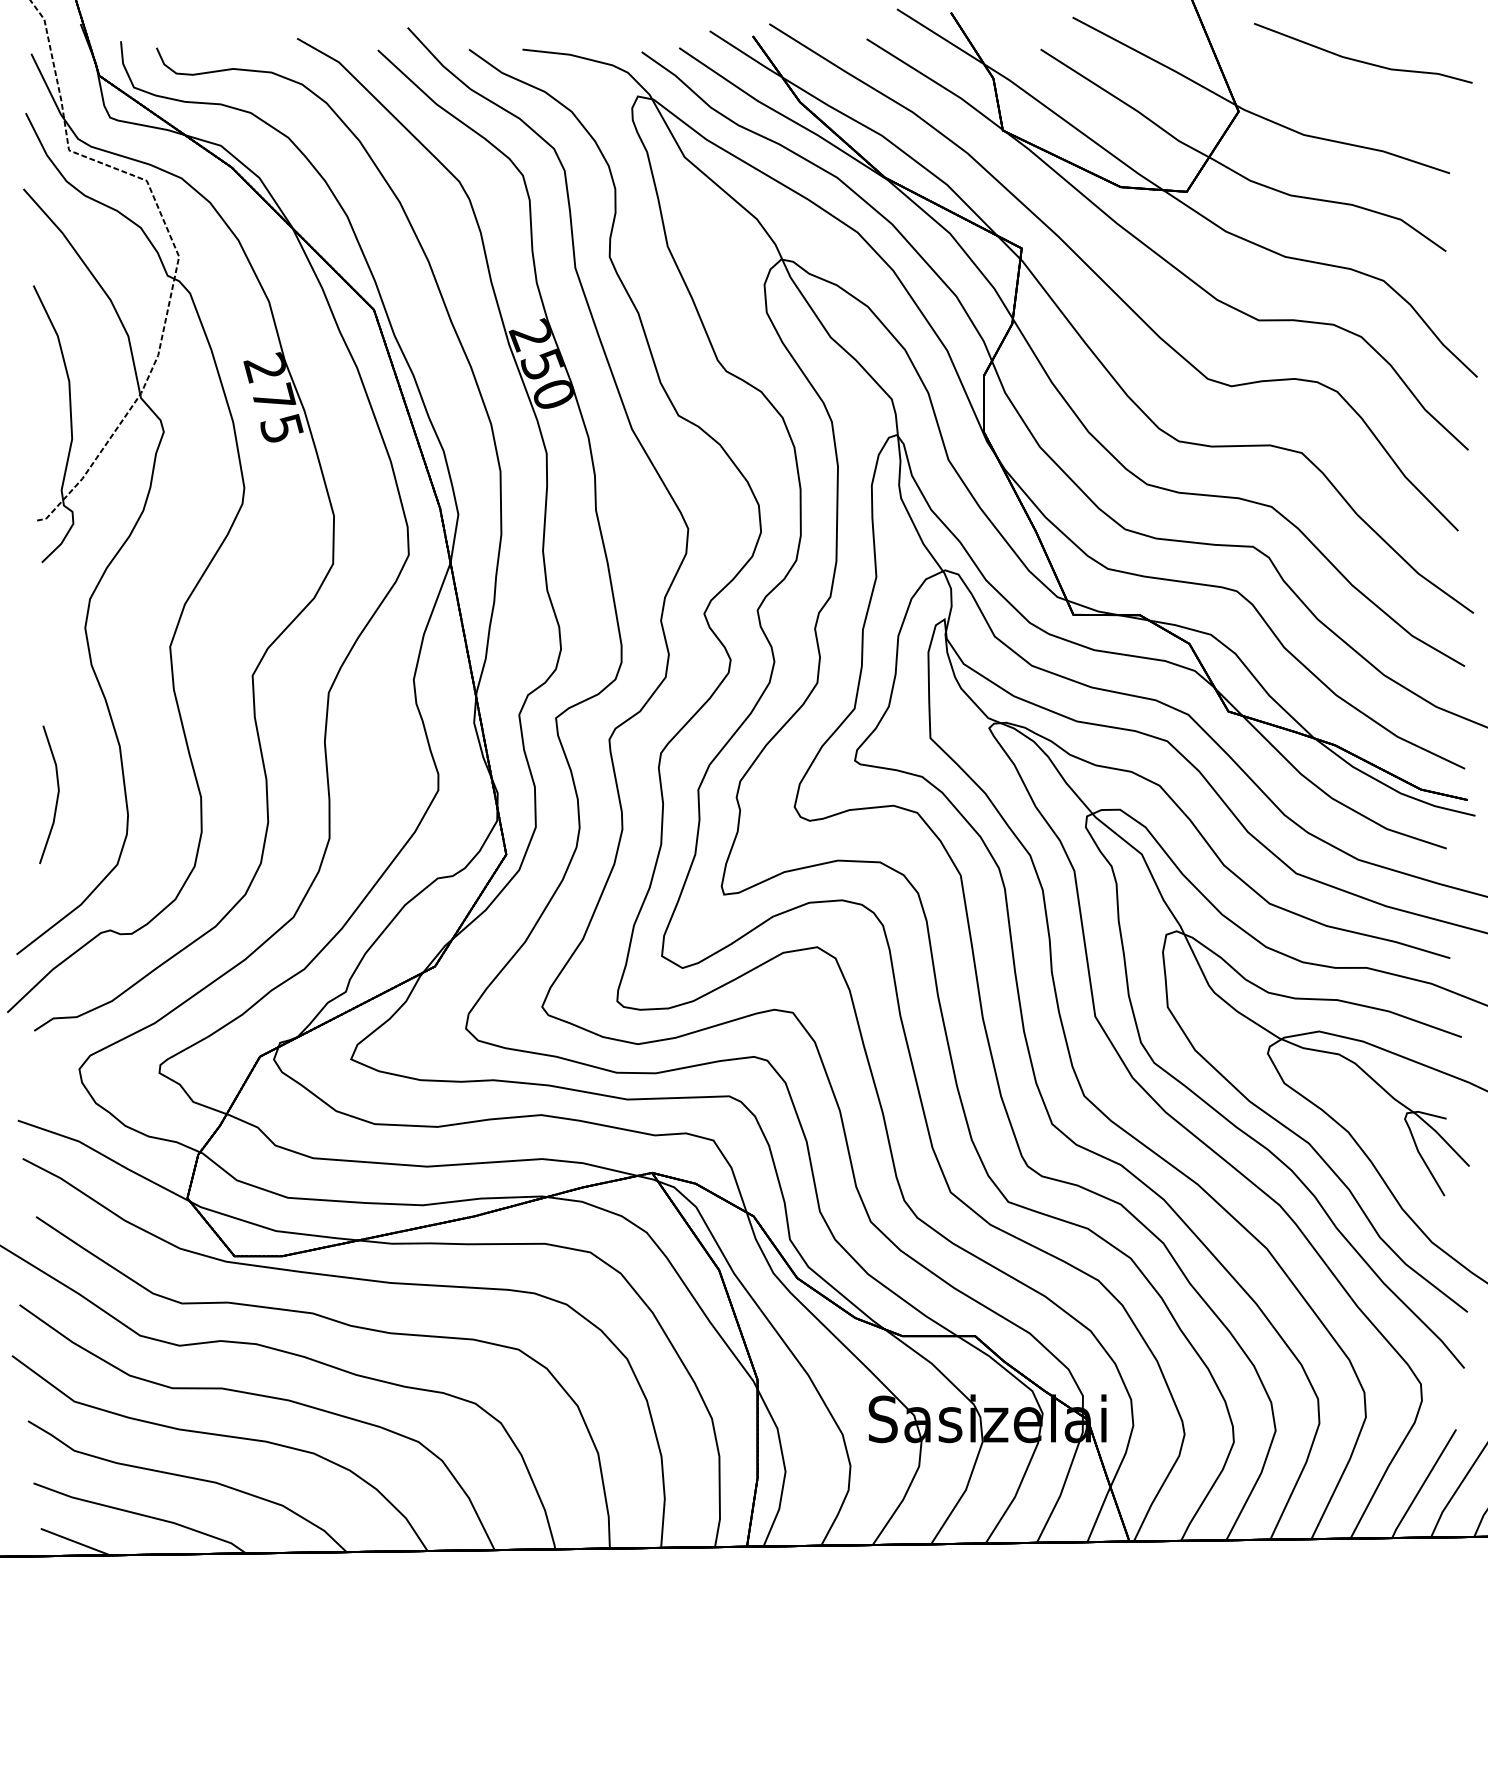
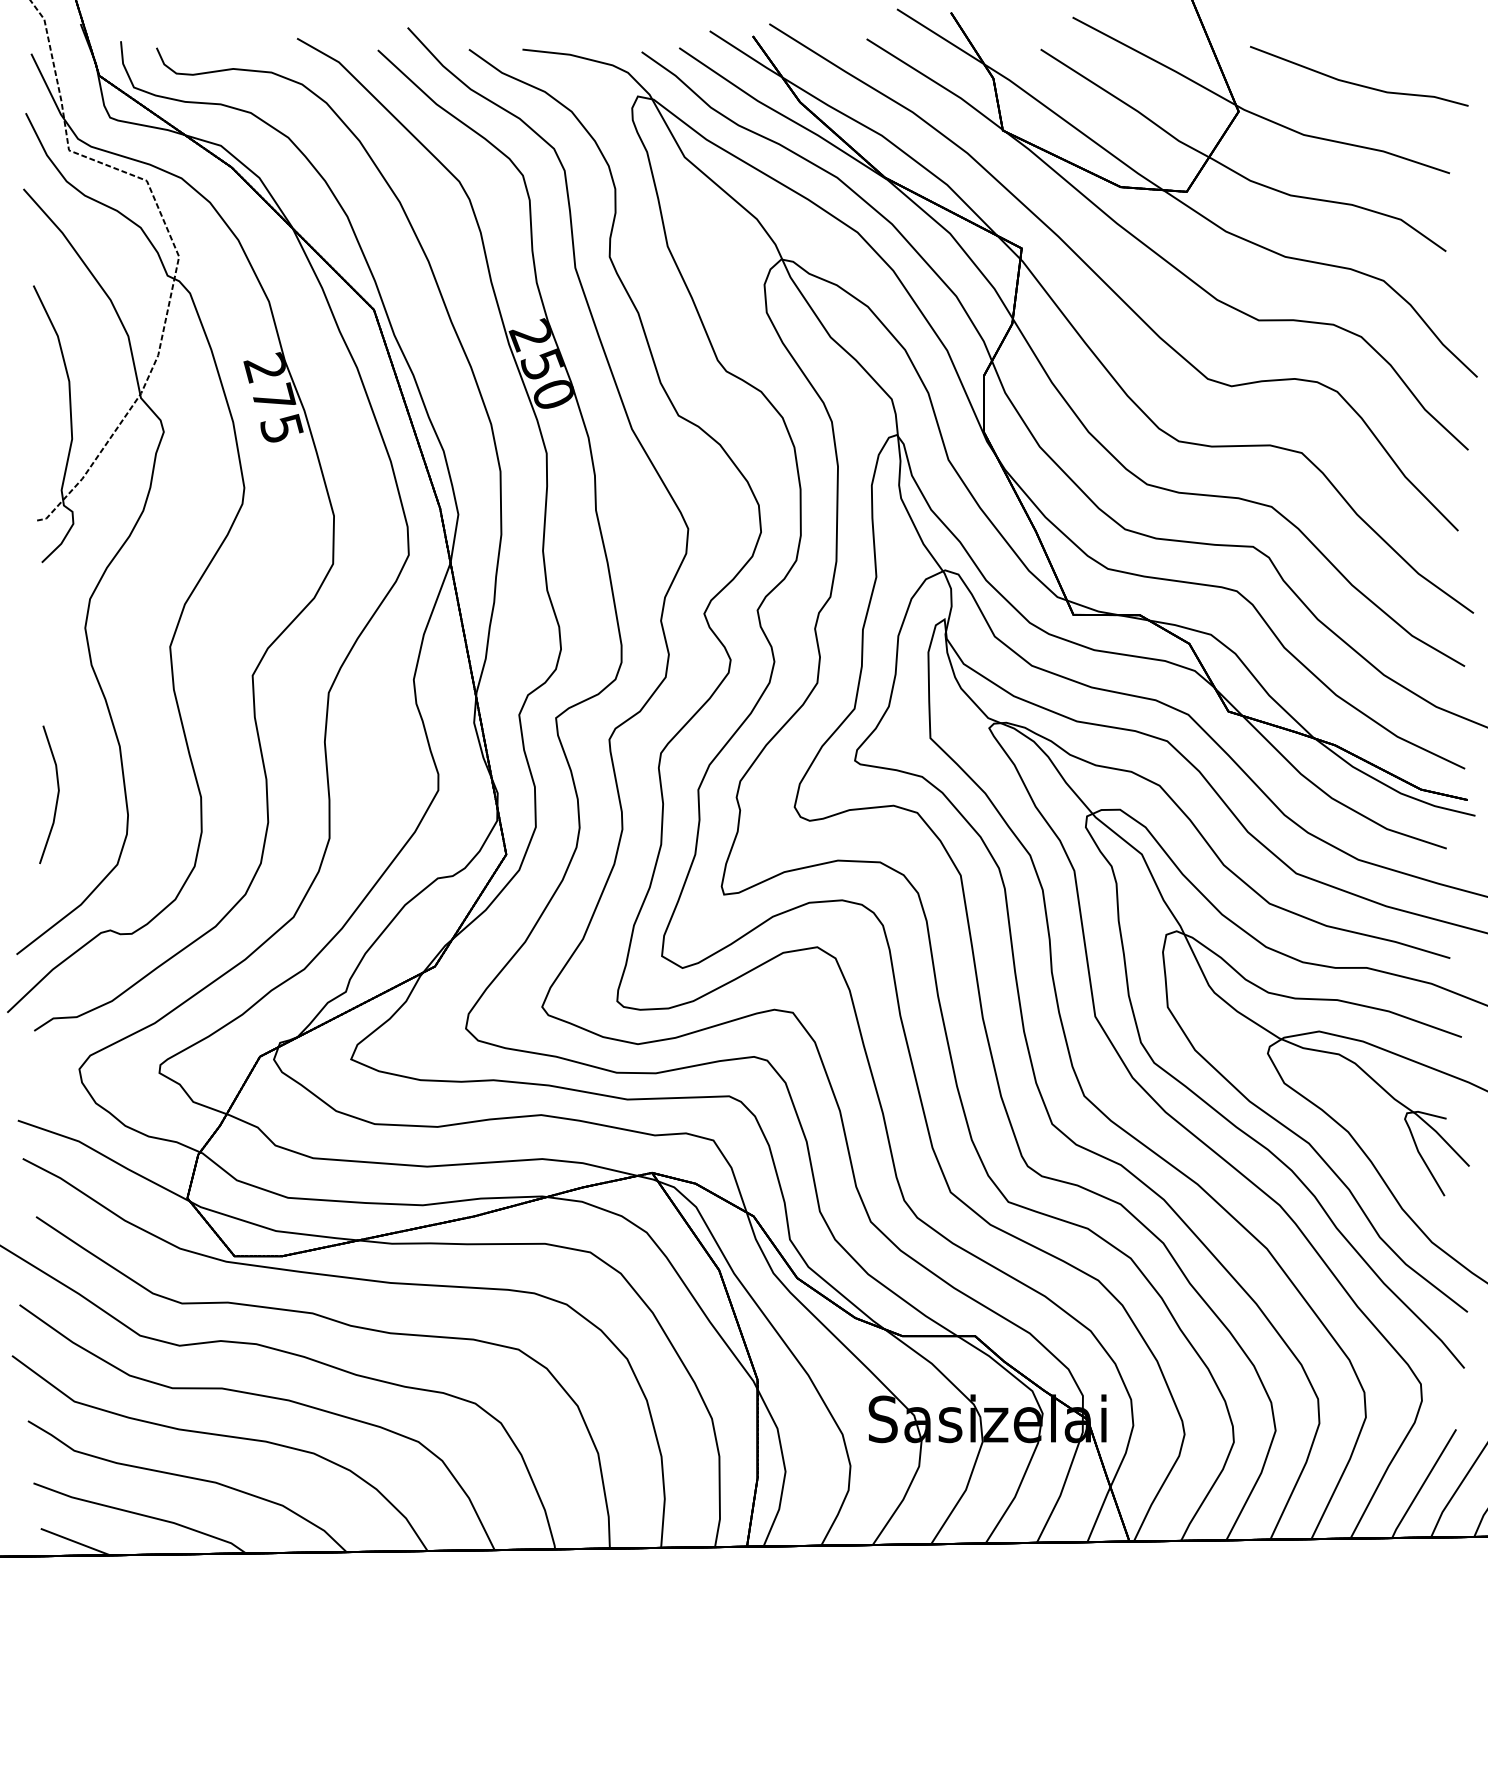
line position: (1361, 60) -> (1357, 83) (1357, 83)
